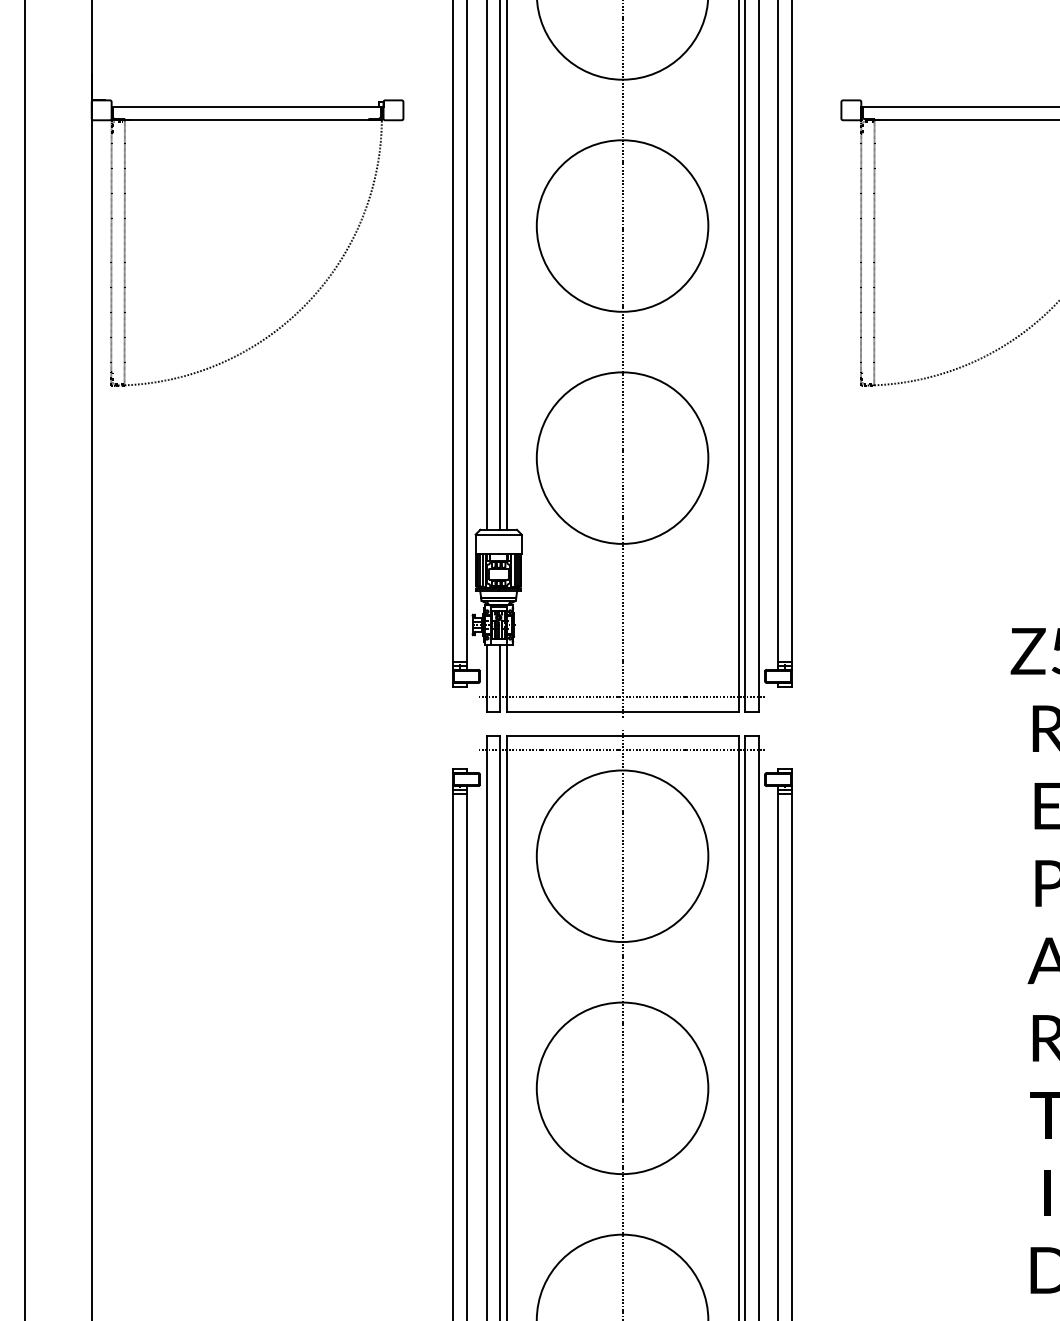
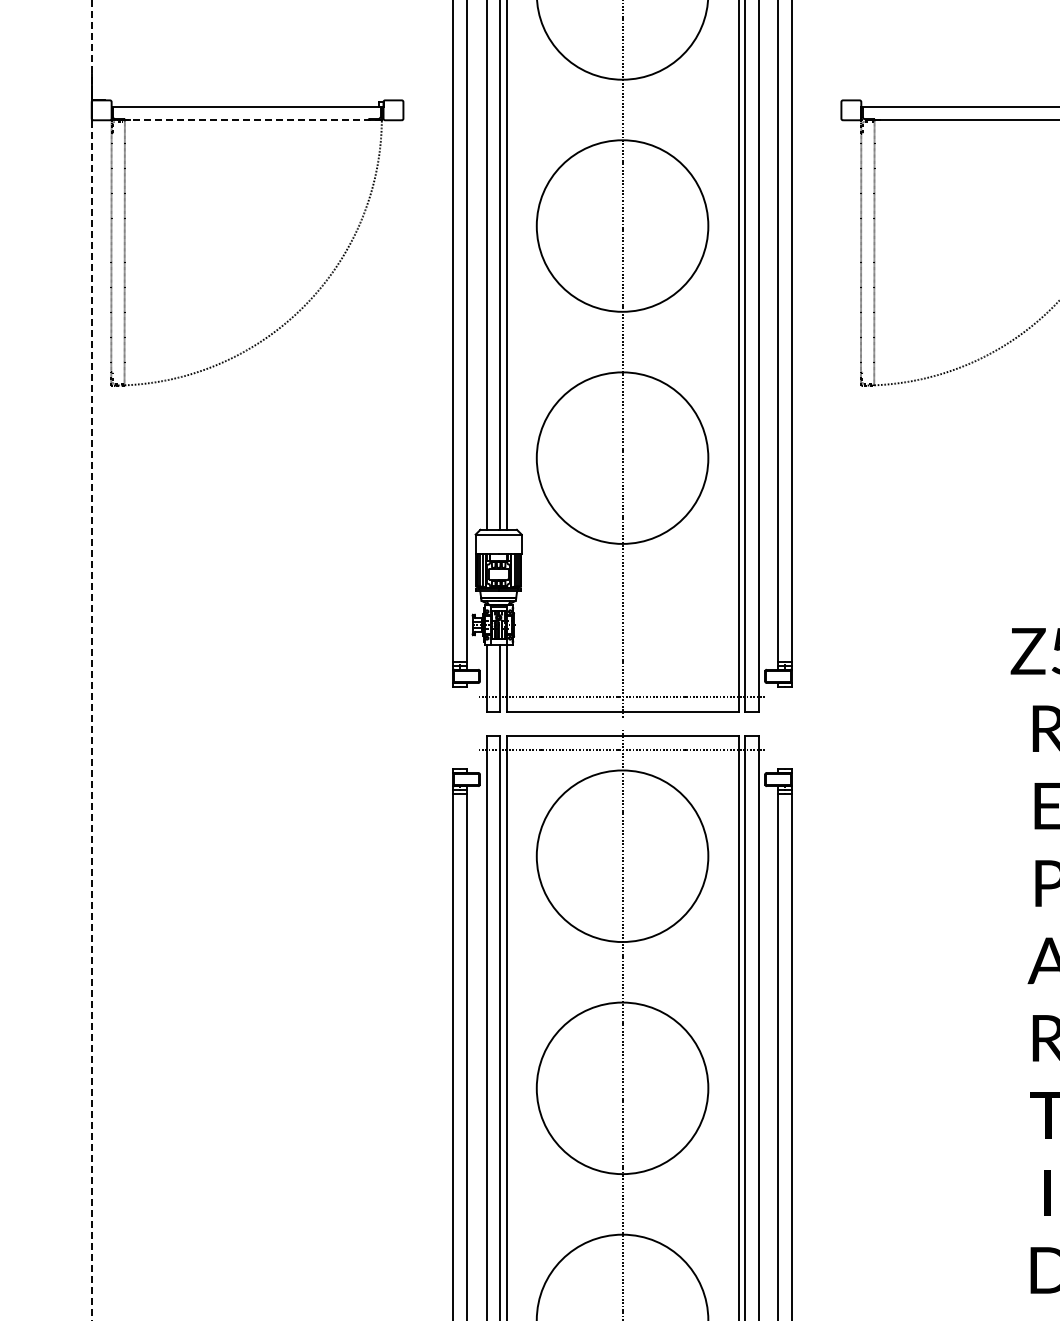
line: solid -> dashed (249, 120)
line: present -> none (25, 659)
line: solid -> dashed (91, 660)
